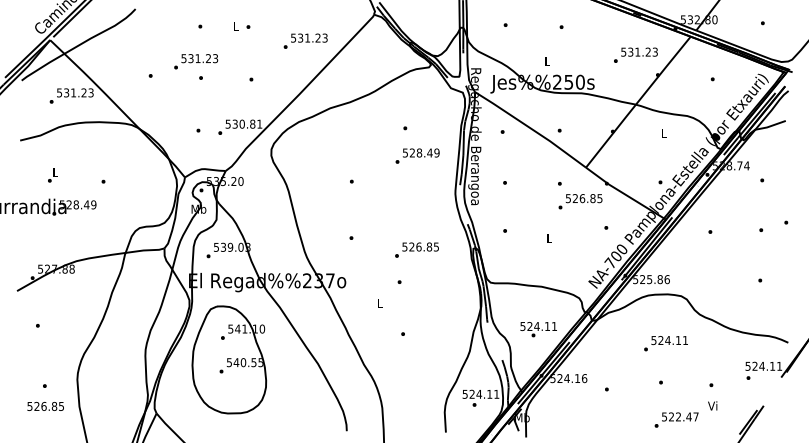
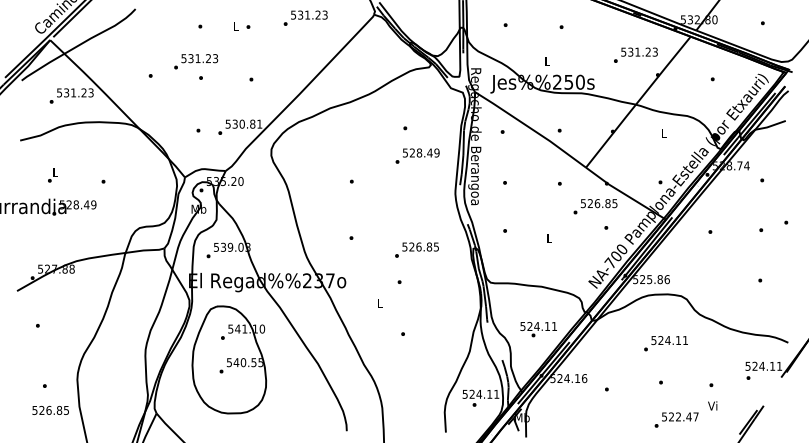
text position: (305, 40) -> (305, 17) (305, 17)
text position: (580, 201) -> (595, 206) (595, 206)
text position: (45, 406) -> (50, 410) (50, 410)
